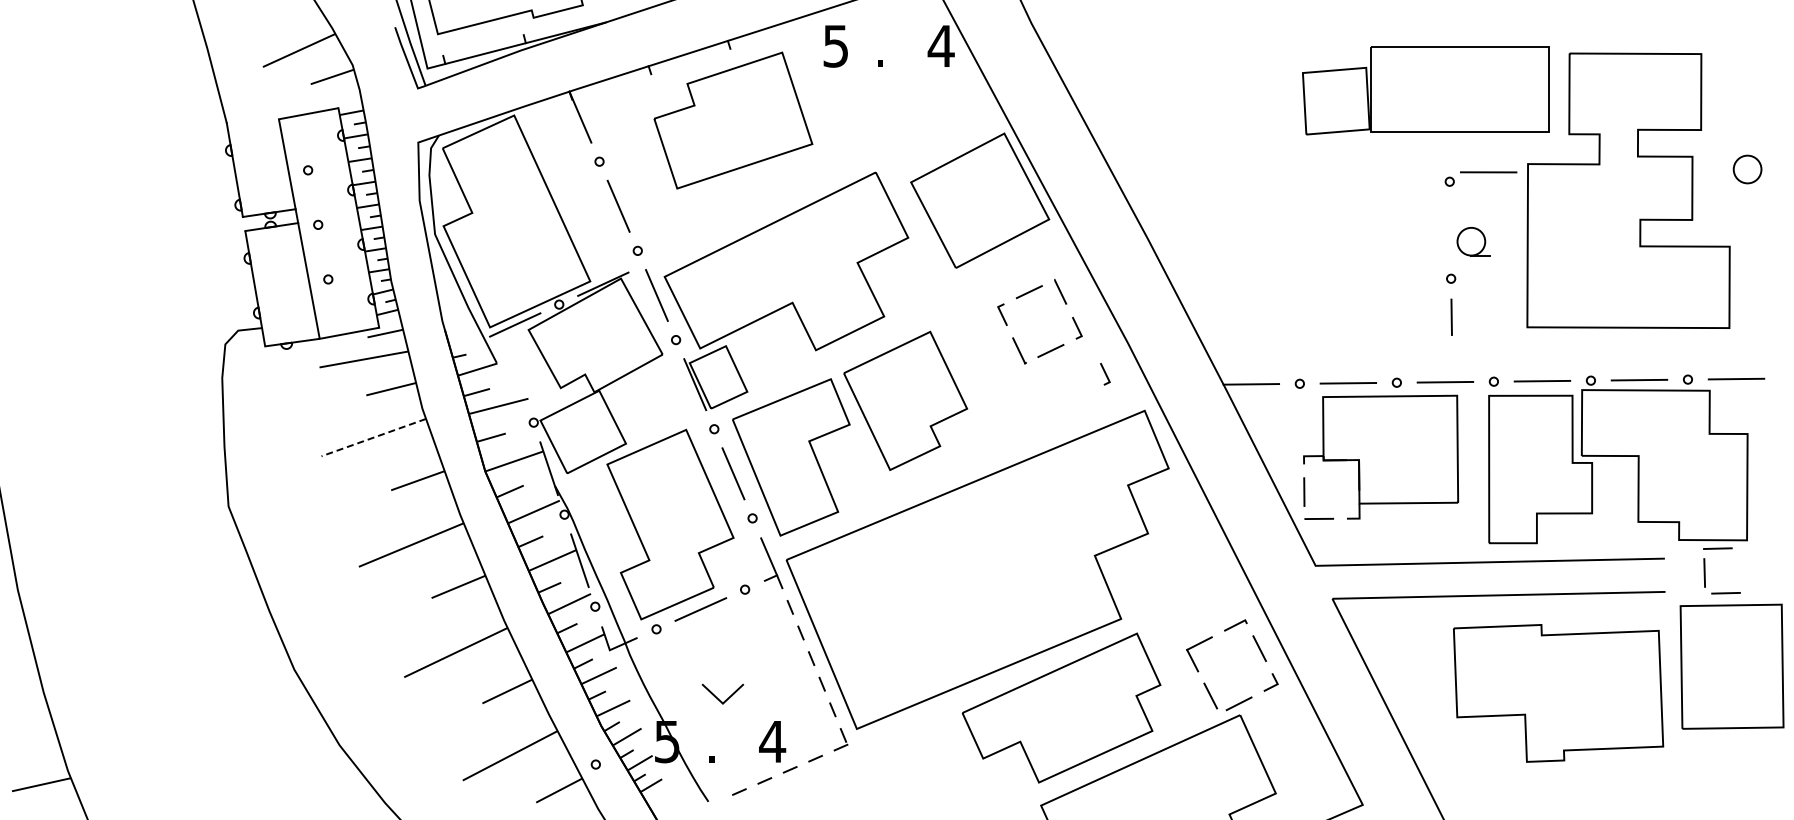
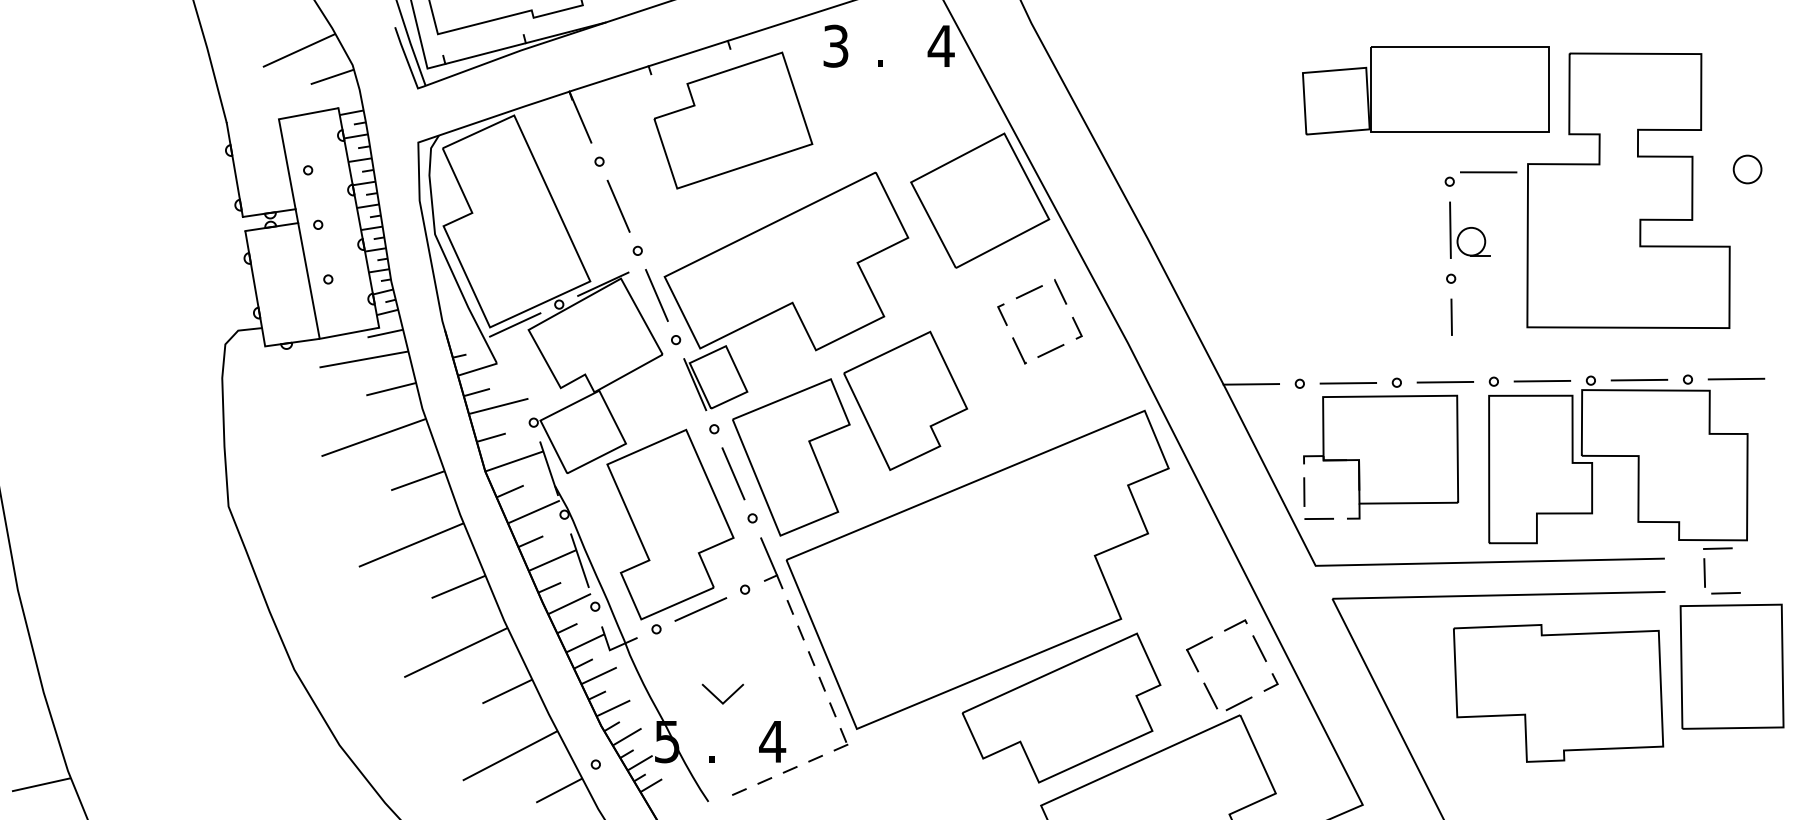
text: 5 -> 3 (836, 45)
line: none -> present (1450, 230)
line: present -> none (1105, 373)
line: dashed -> solid (373, 437)
